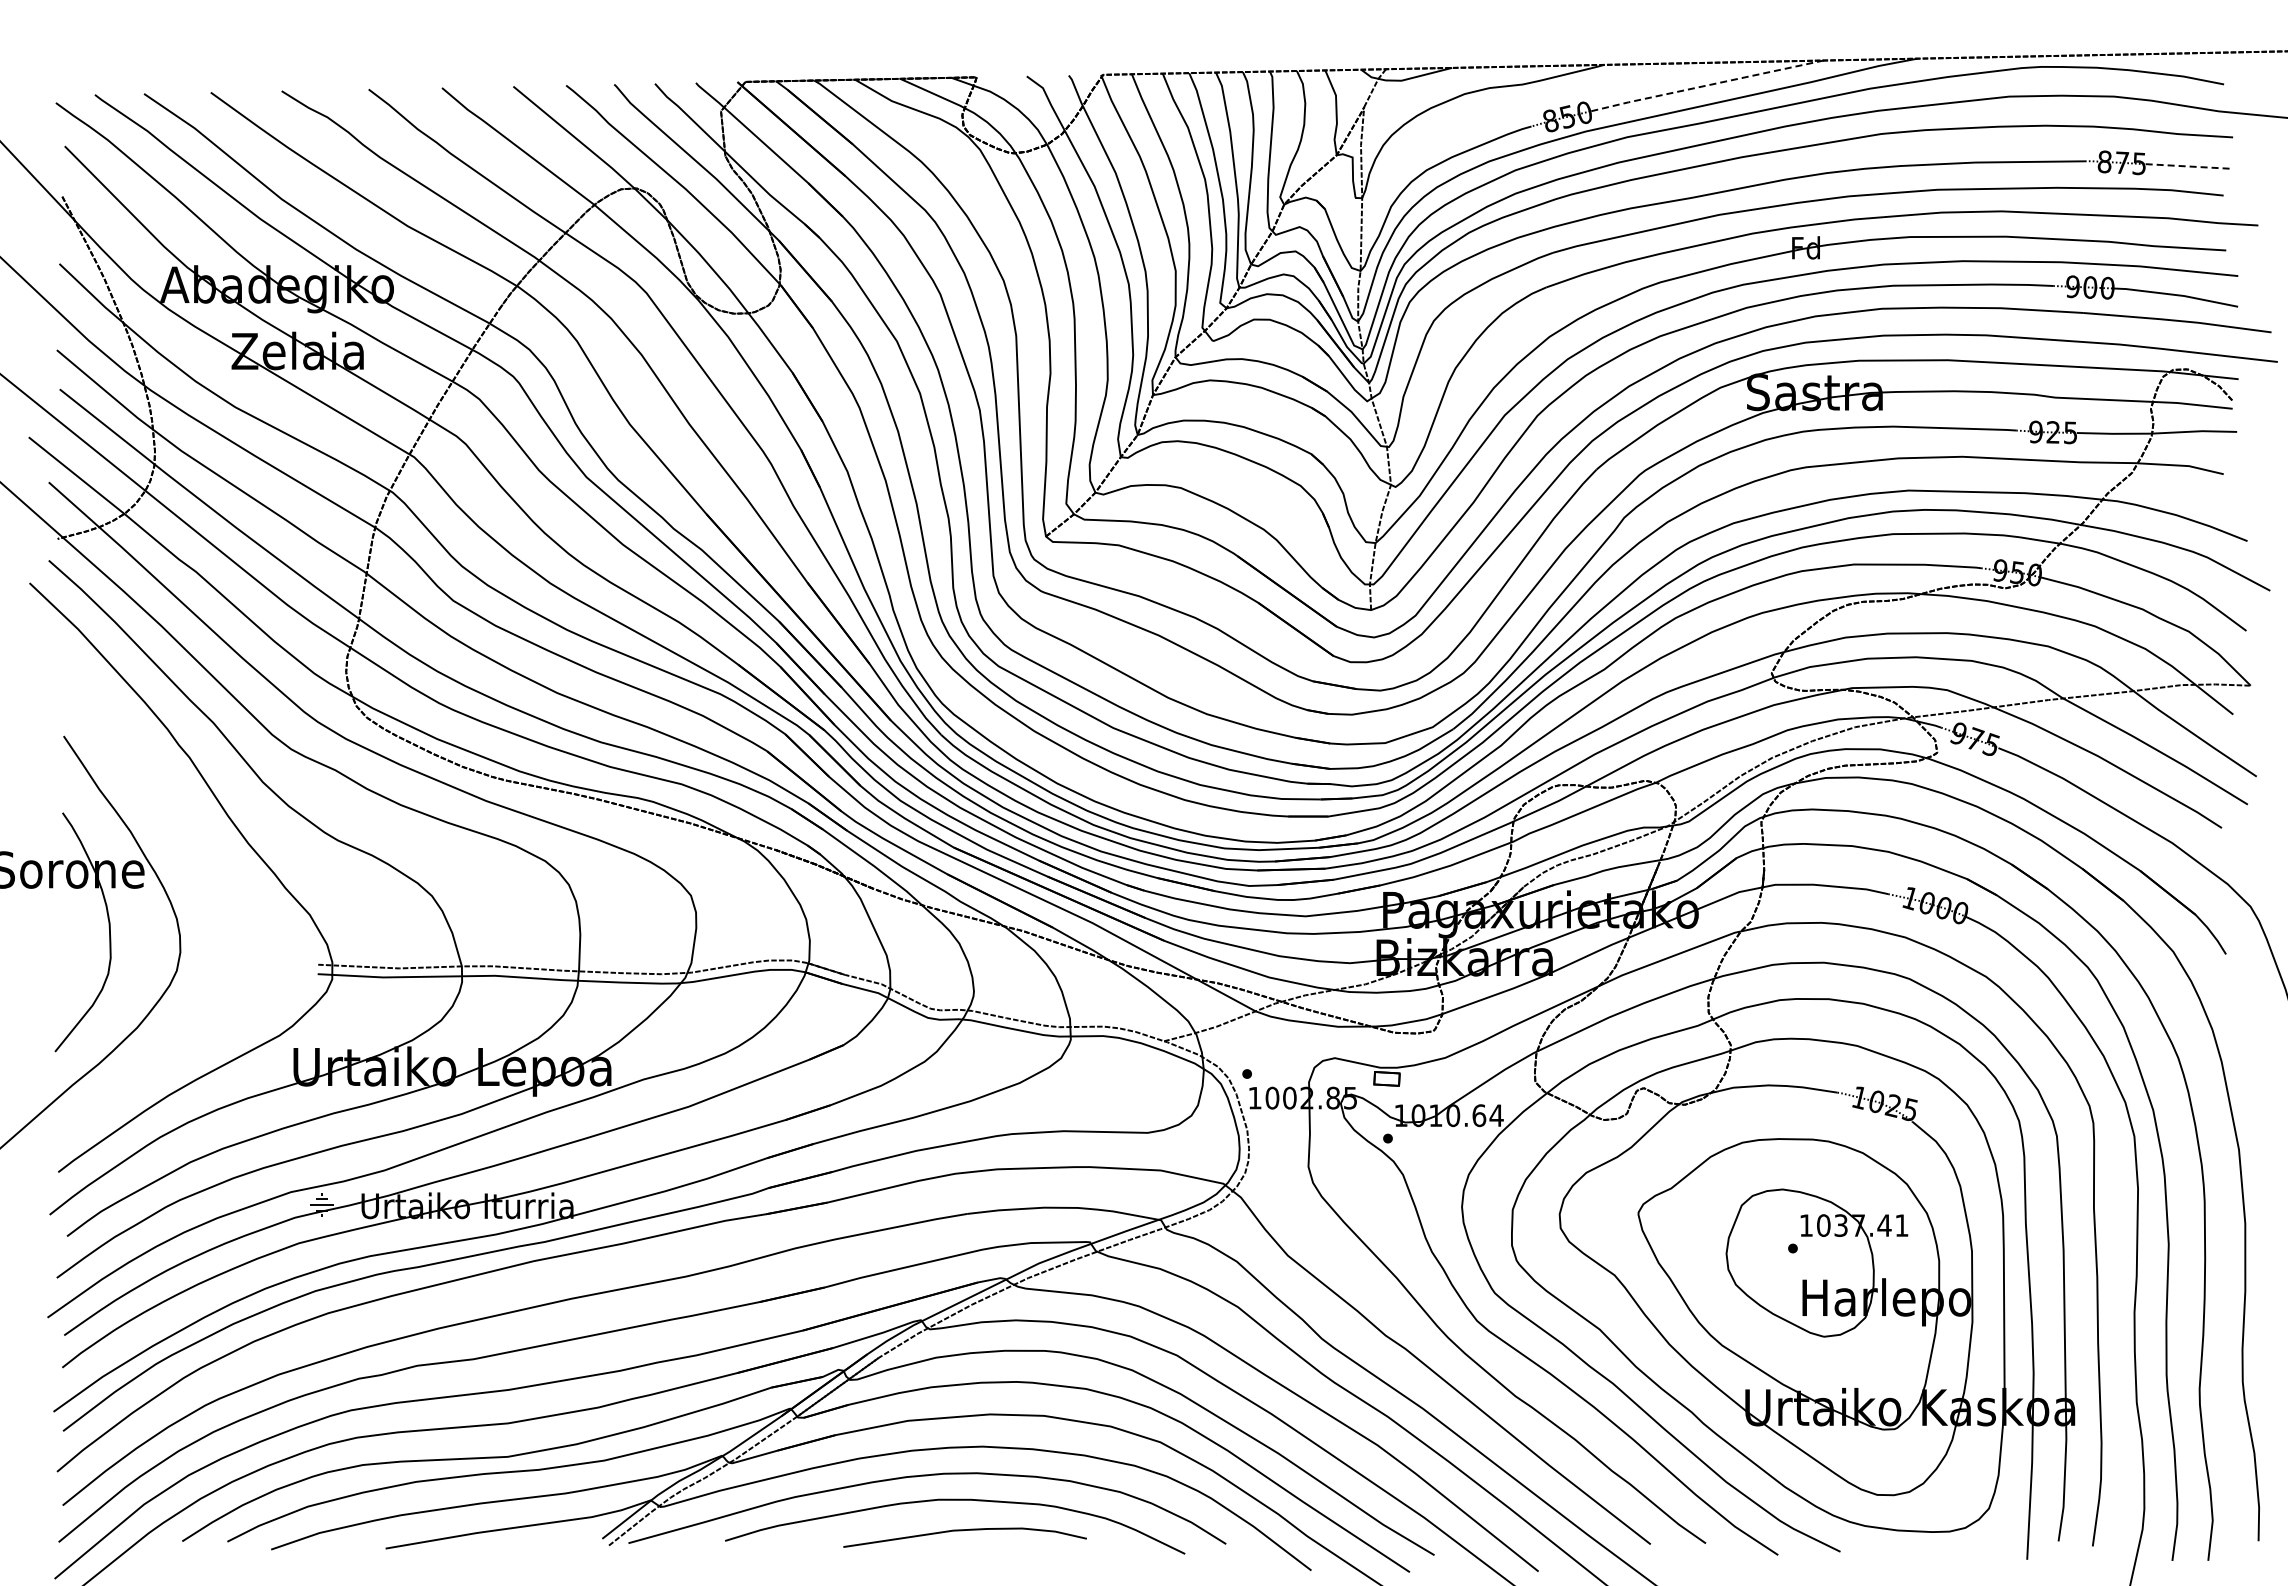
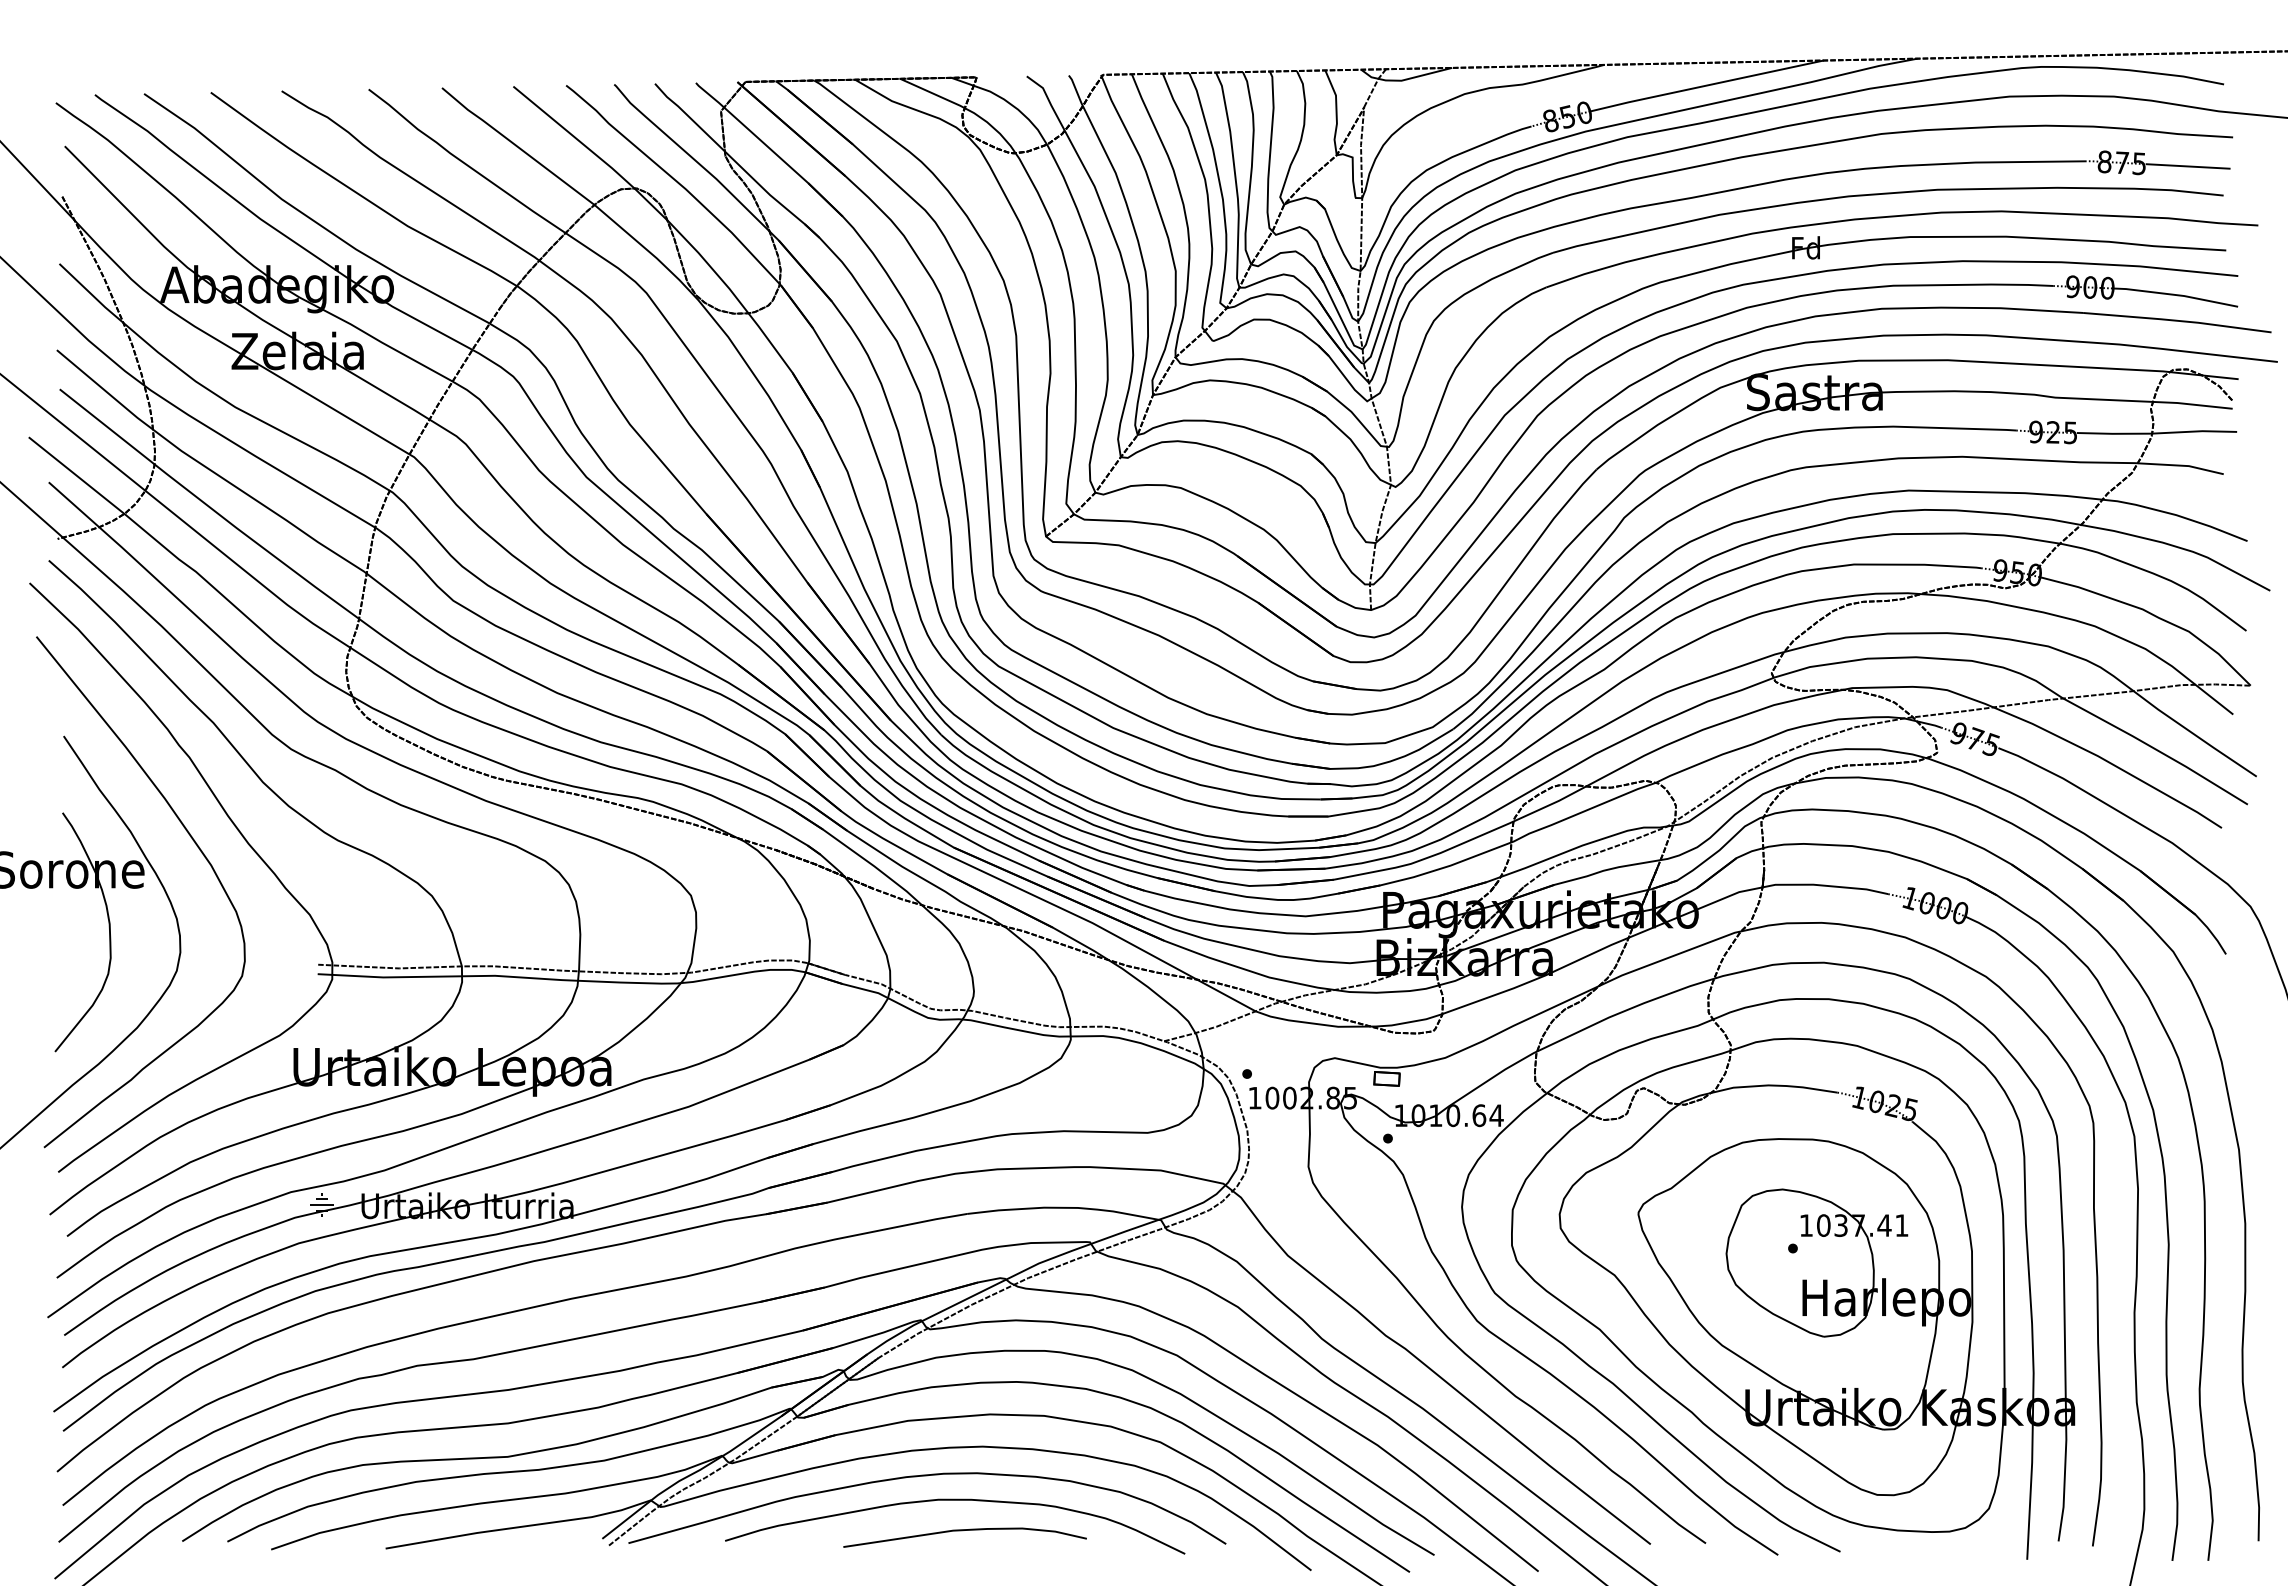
line: dashed -> solid (1705, 85)
line: dashed -> solid (2188, 166)
curve: none -> present (201, 853)
